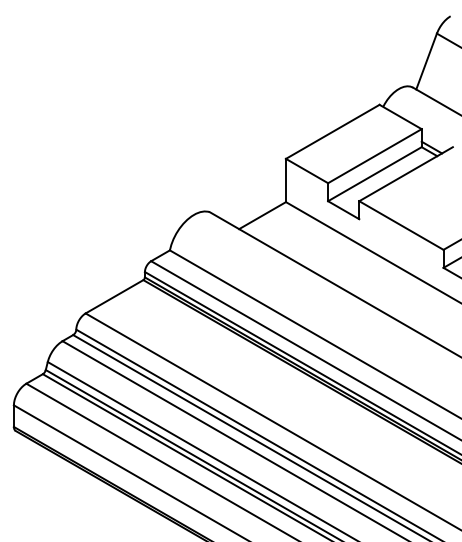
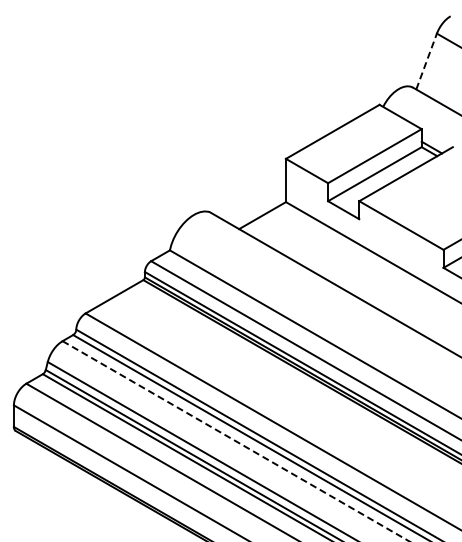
line: solid -> dashed (426, 61)
line: solid -> dashed (236, 441)
